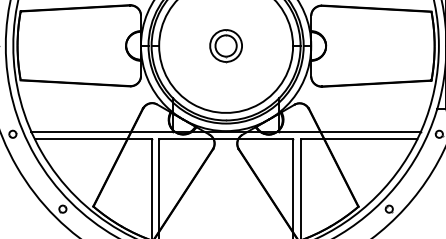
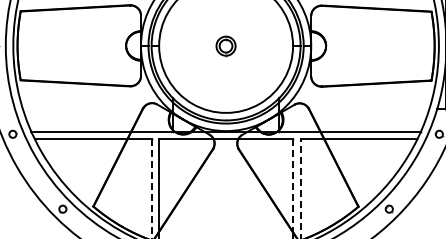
part size: 34x35 px -> 22x23 px (225, 46)
line: solid -> dashed (293, 186)
line: solid -> dashed (151, 188)
line: solid -> dashed (300, 188)
